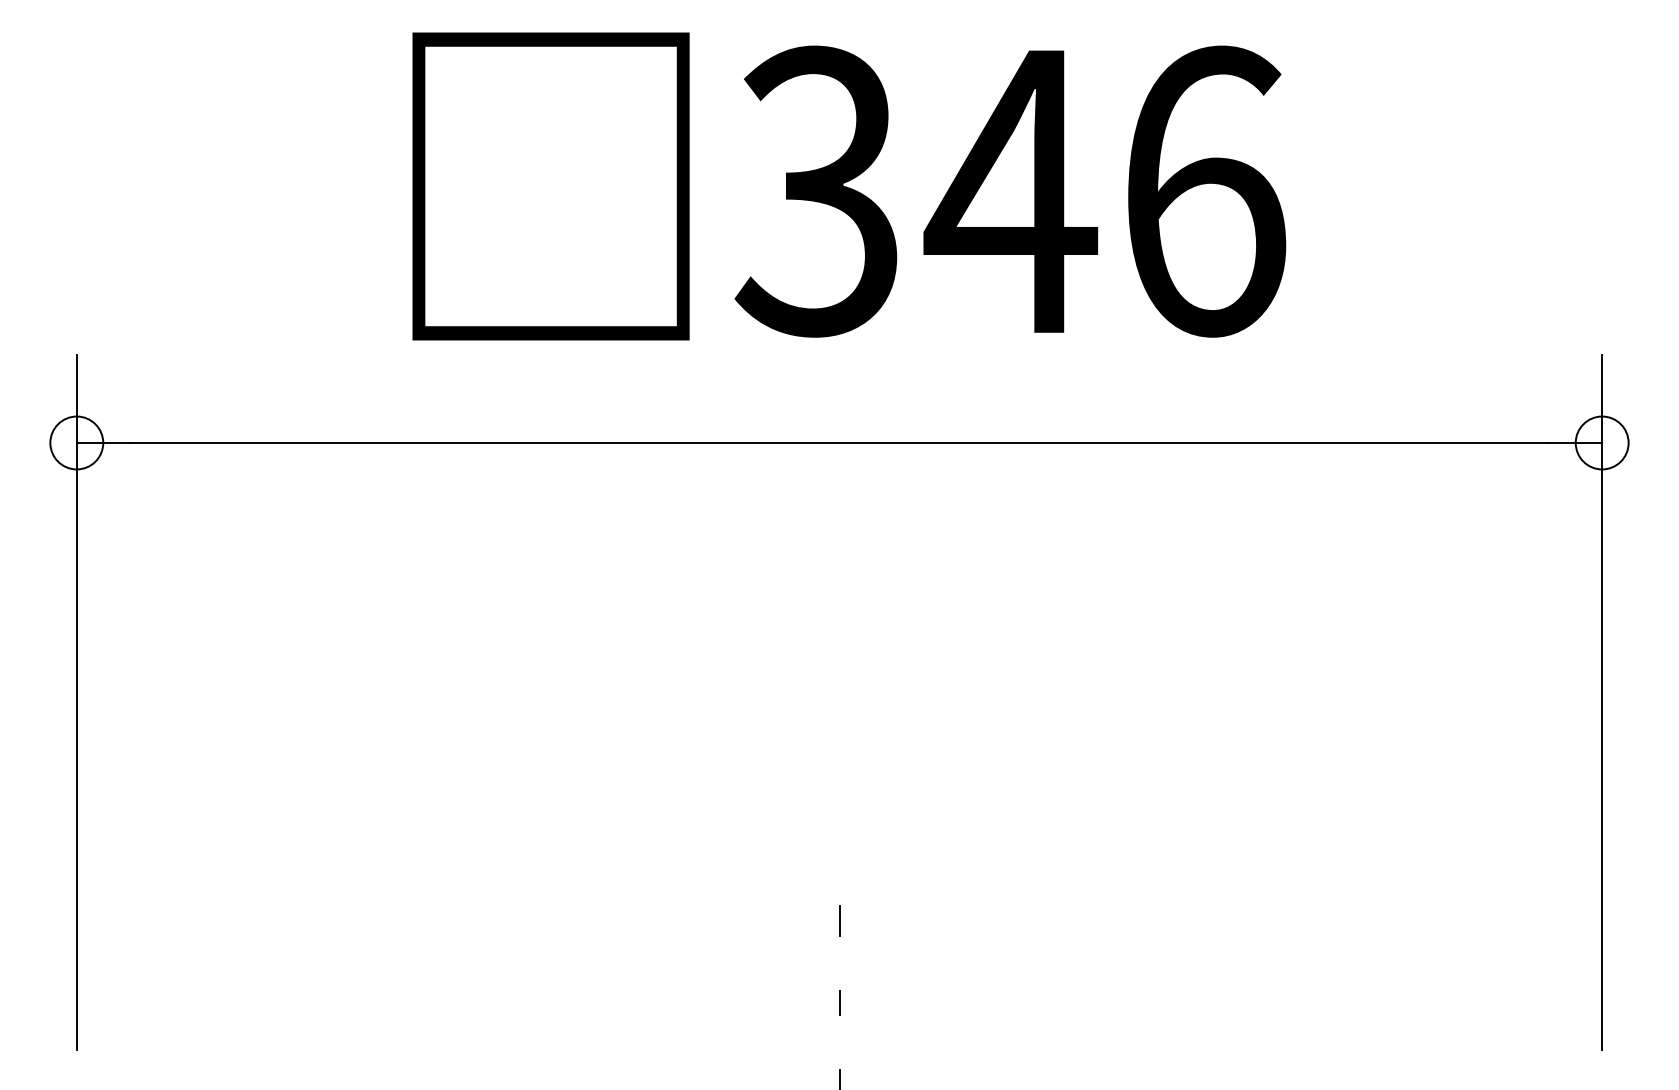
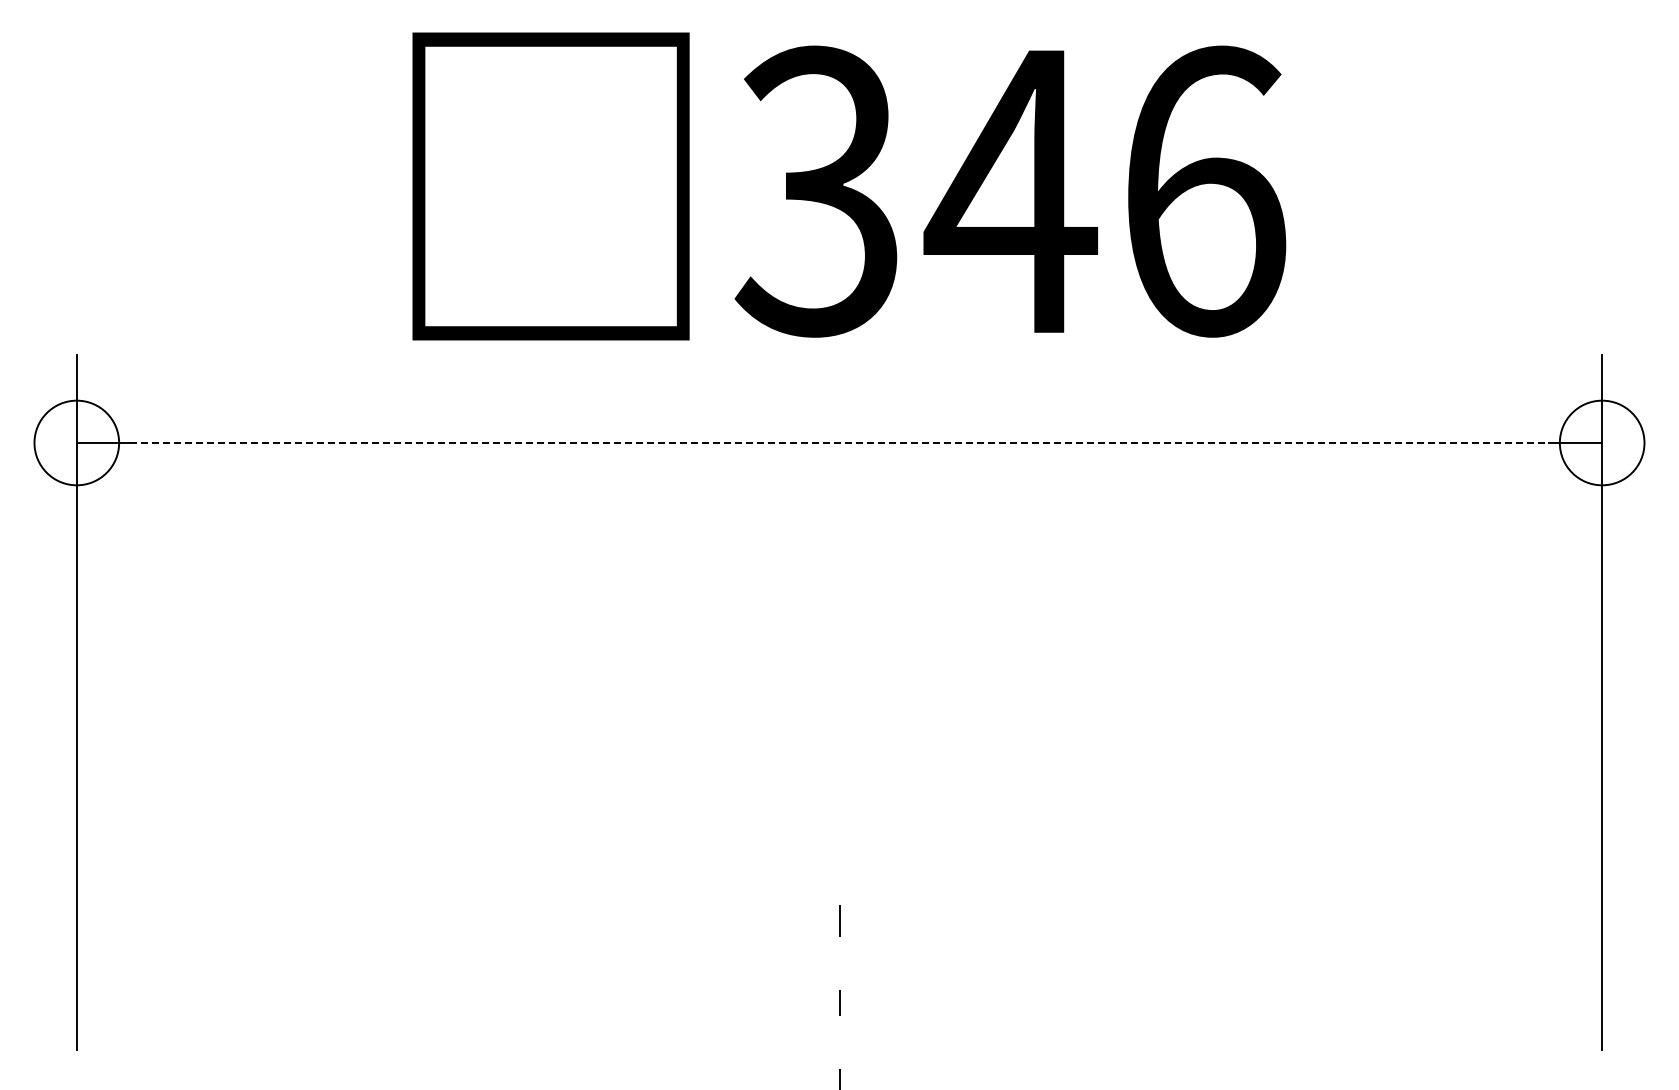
circle diameter: 53 px -> 85 px (76, 442)
line: solid -> dashed (839, 442)
circle diameter: 53 px -> 85 px (1601, 442)
